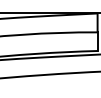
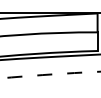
arc: solid -> dashed (49, 74)
